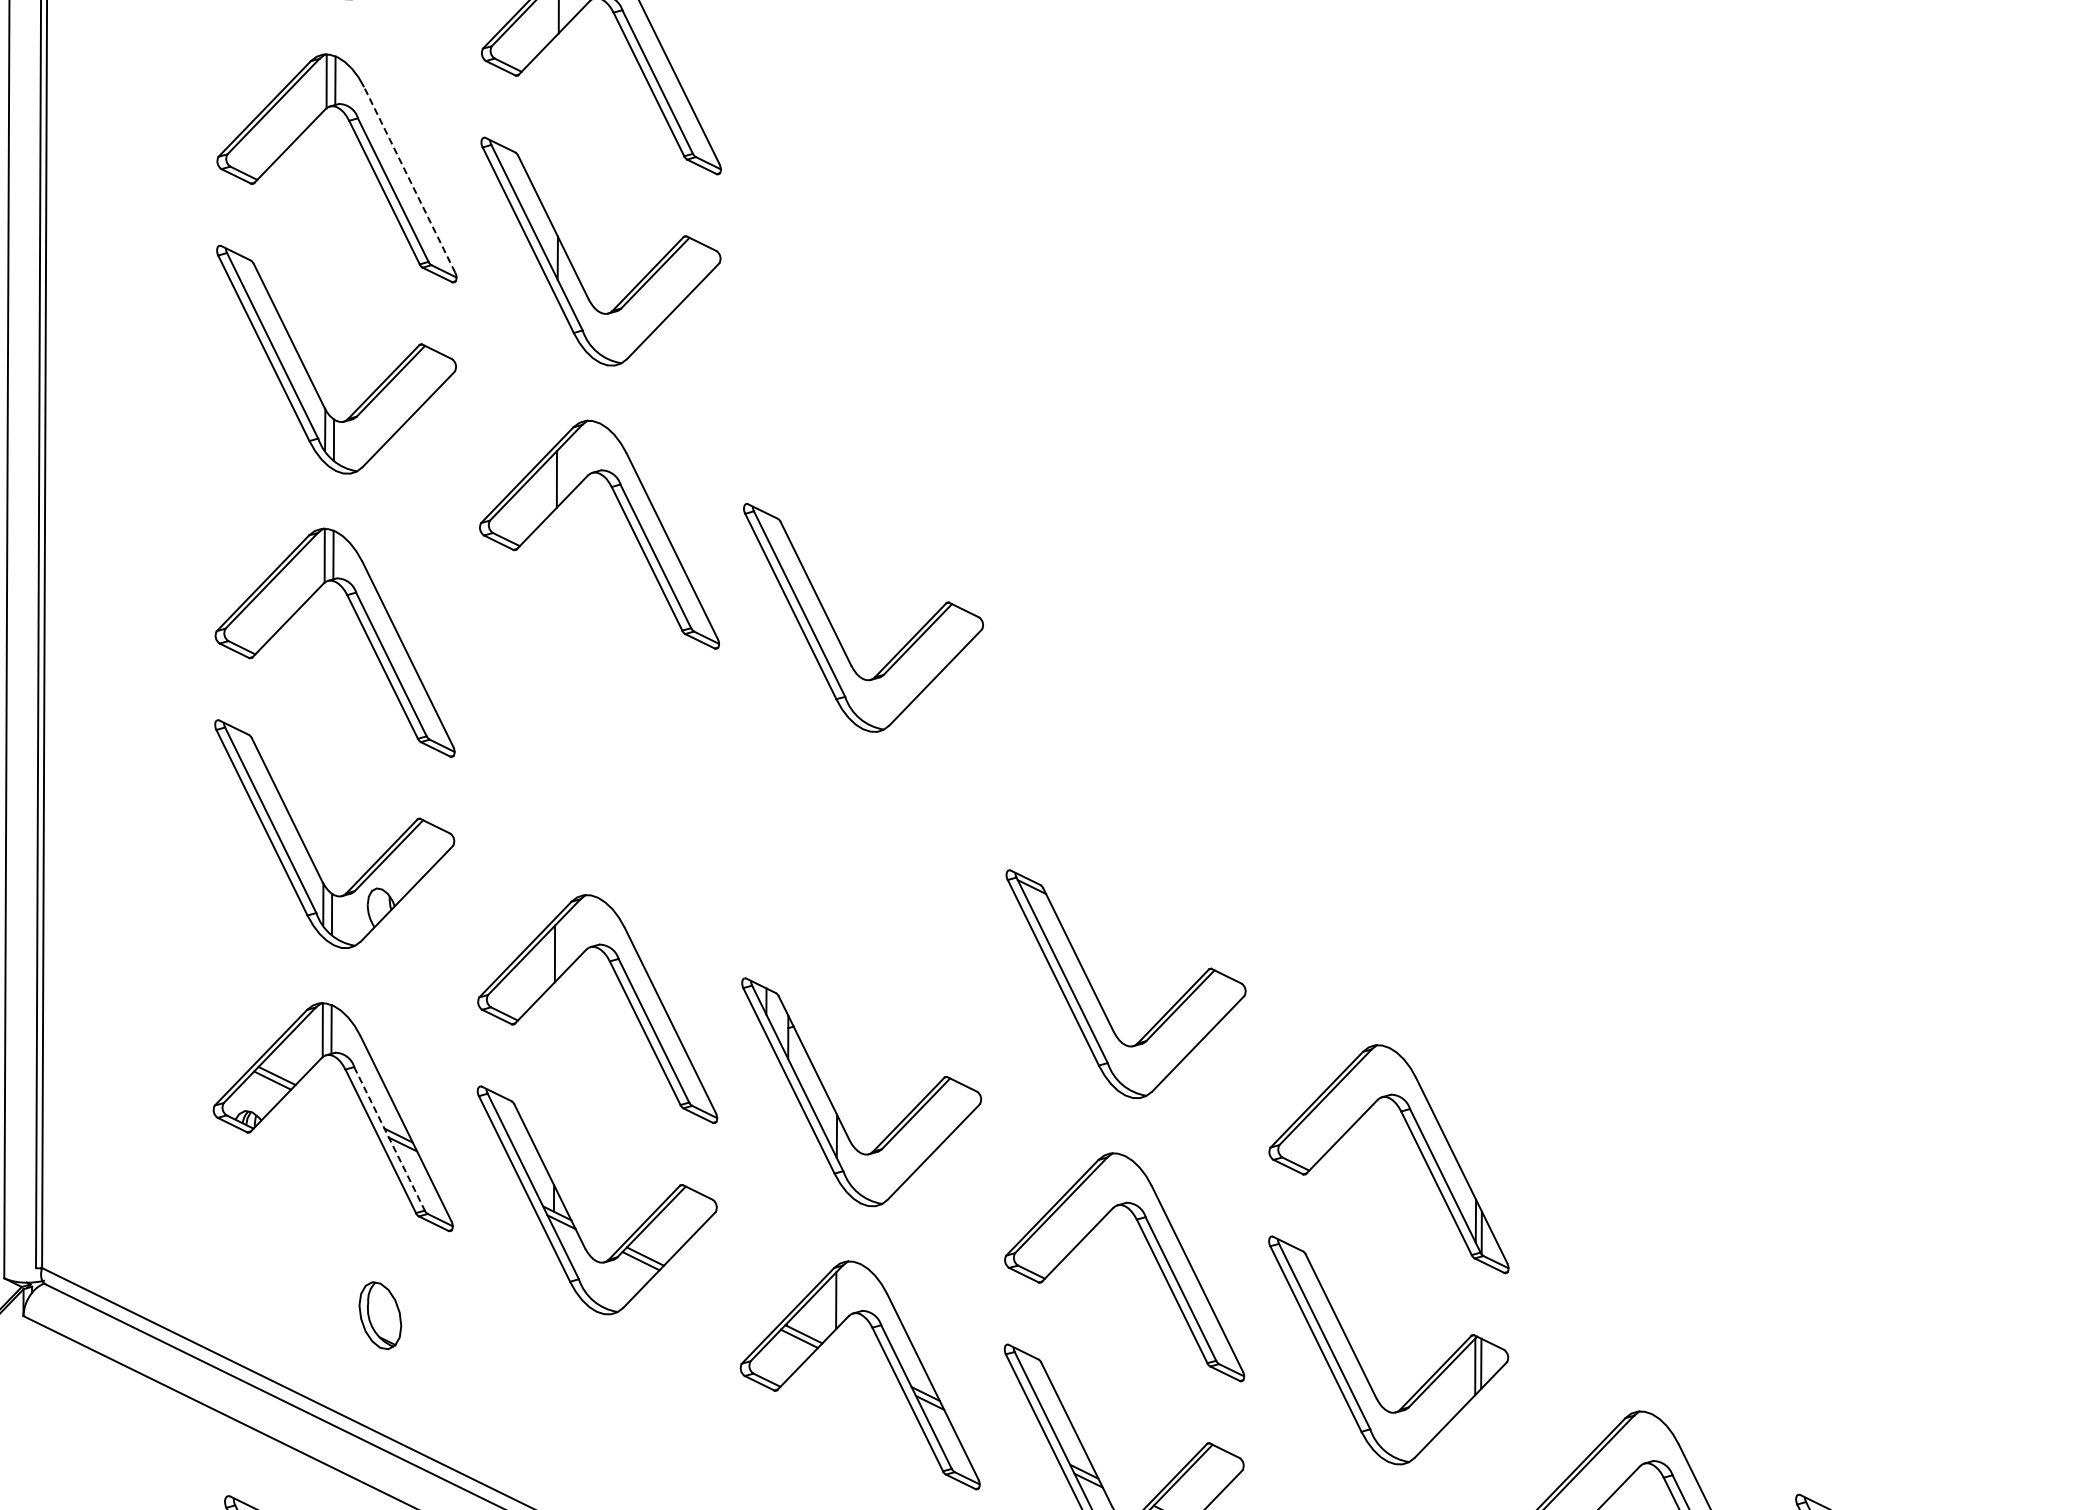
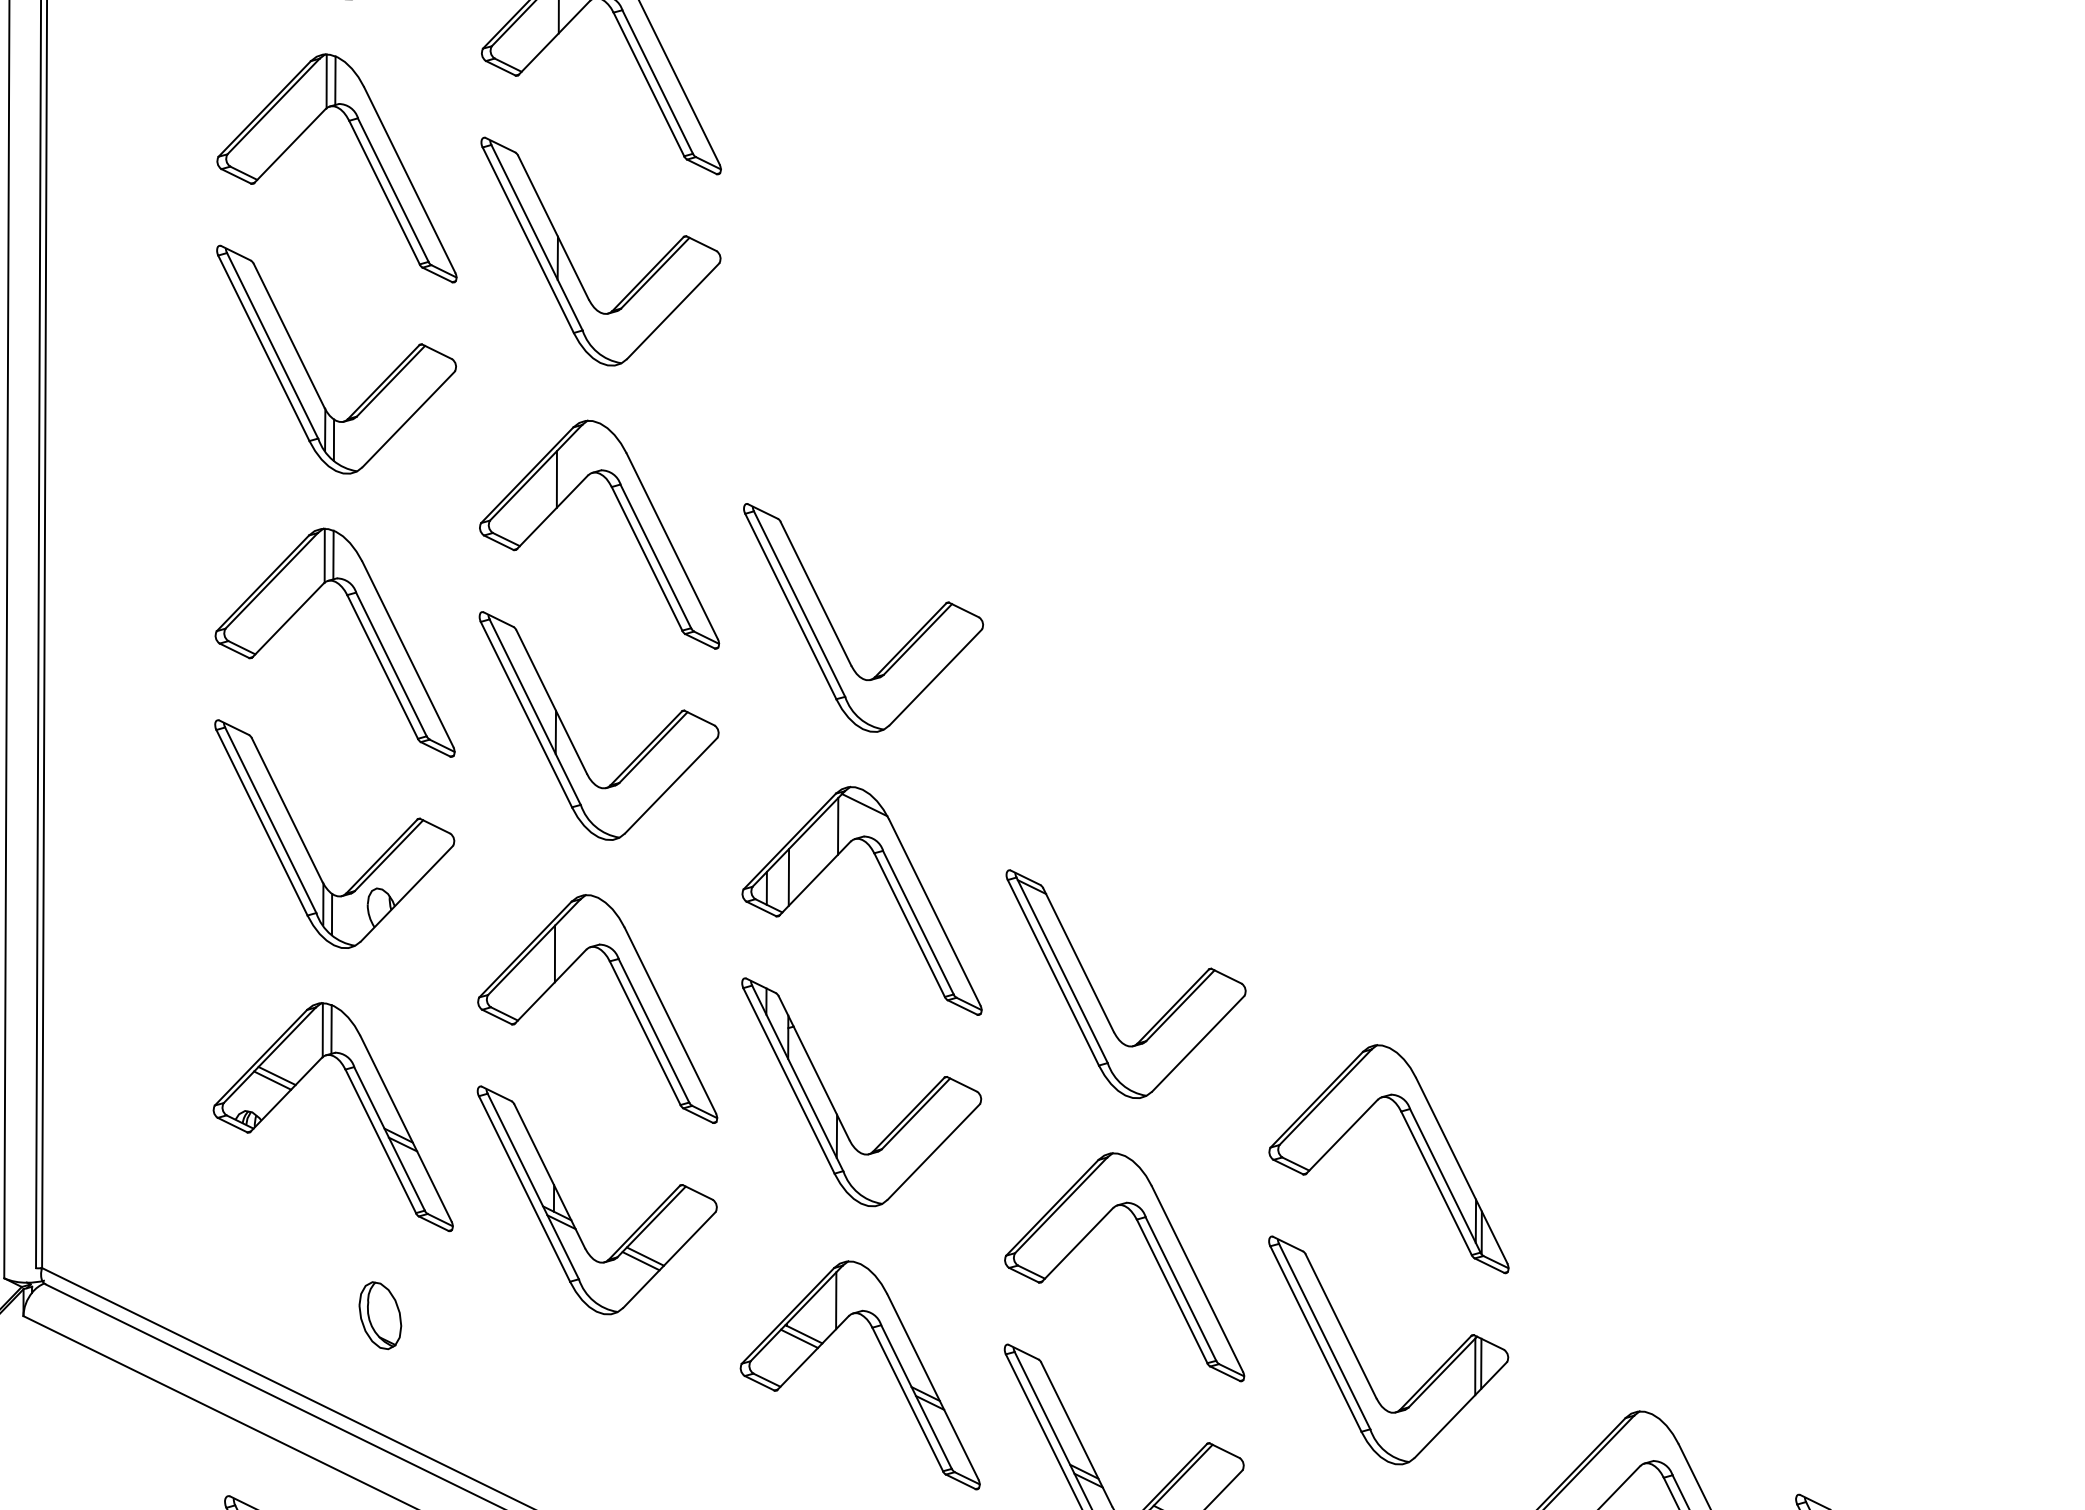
line: dashed -> solid (409, 179)
part: none -> present (571, 739)
part: none -> present (889, 886)
line: dashed -> solid (389, 1139)
